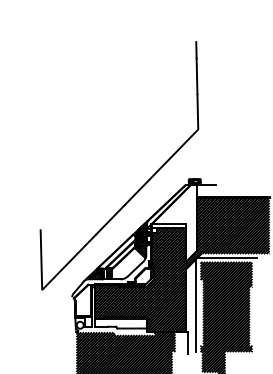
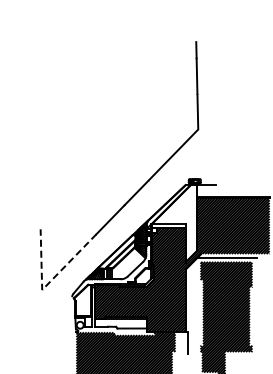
line: solid -> dashed (47, 284)
line: present -> none (196, 305)
